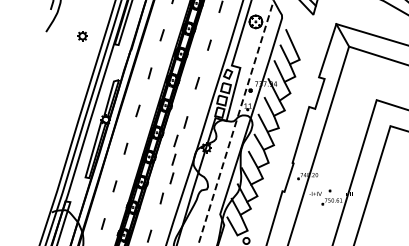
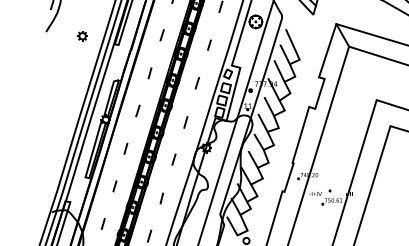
line: dashed -> solid (236, 122)
line: present -> none (175, 140)
line: present -> none (171, 178)
